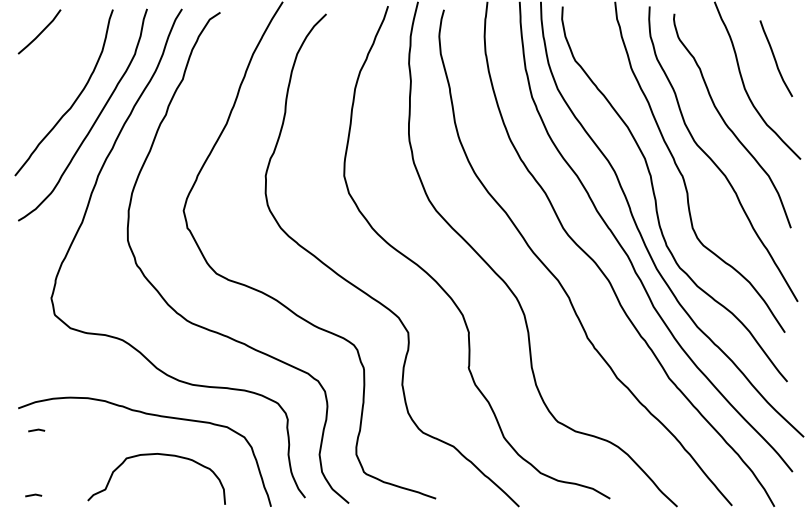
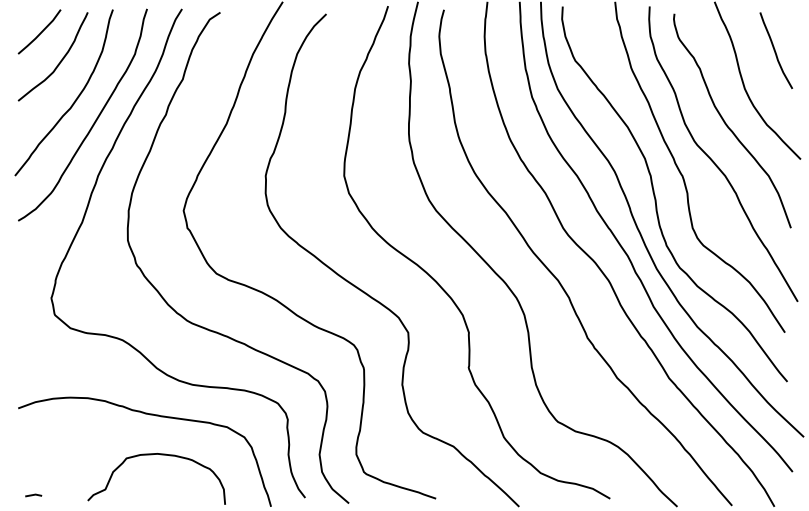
curve position: (775, 58) -> (775, 50) (775, 50)
curve: none -> present (59, 61)
line: present -> none (36, 430)
